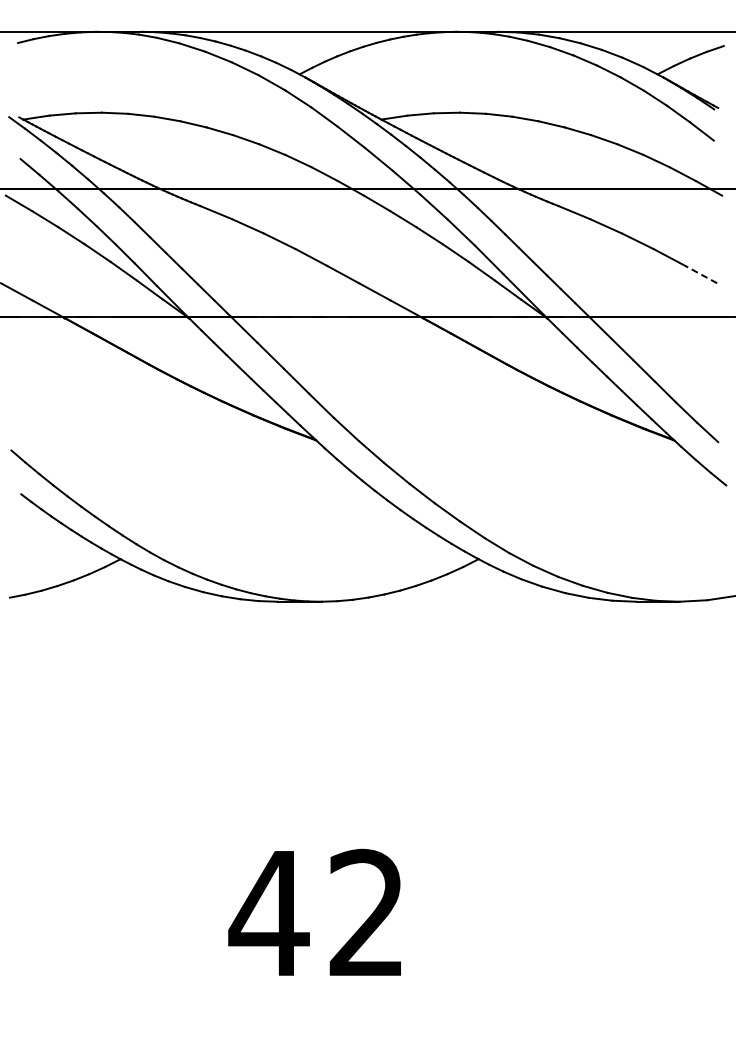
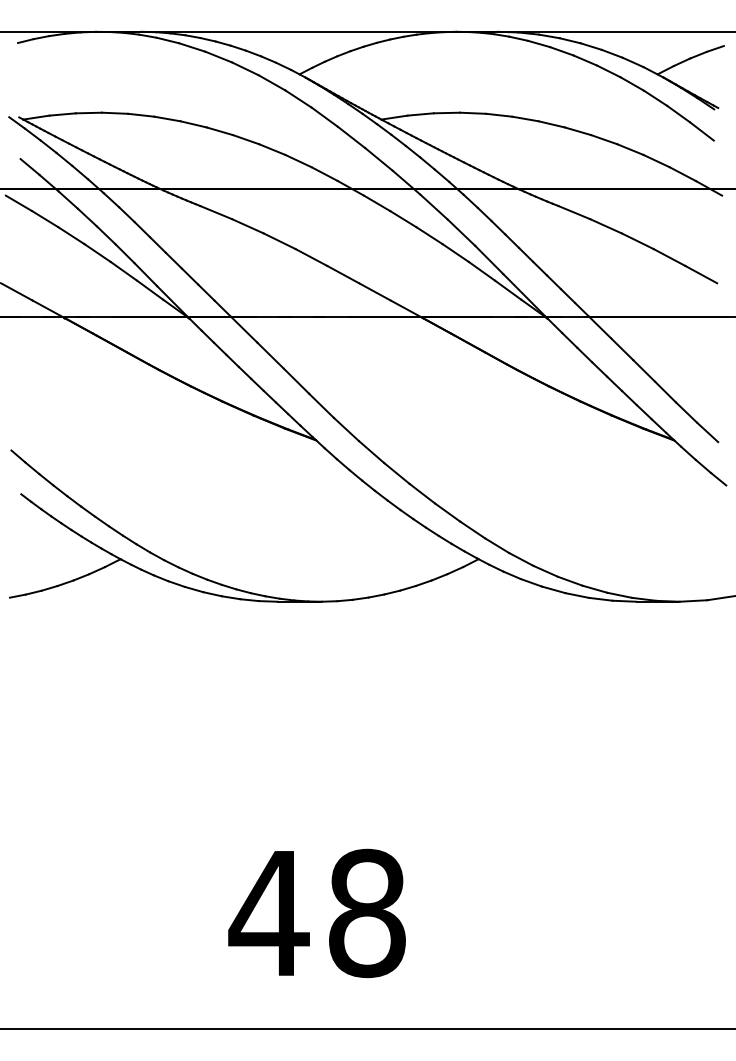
line: dashed -> solid (700, 274)
text: 42 -> 48 (367, 913)
line: none -> present (367, 1029)
